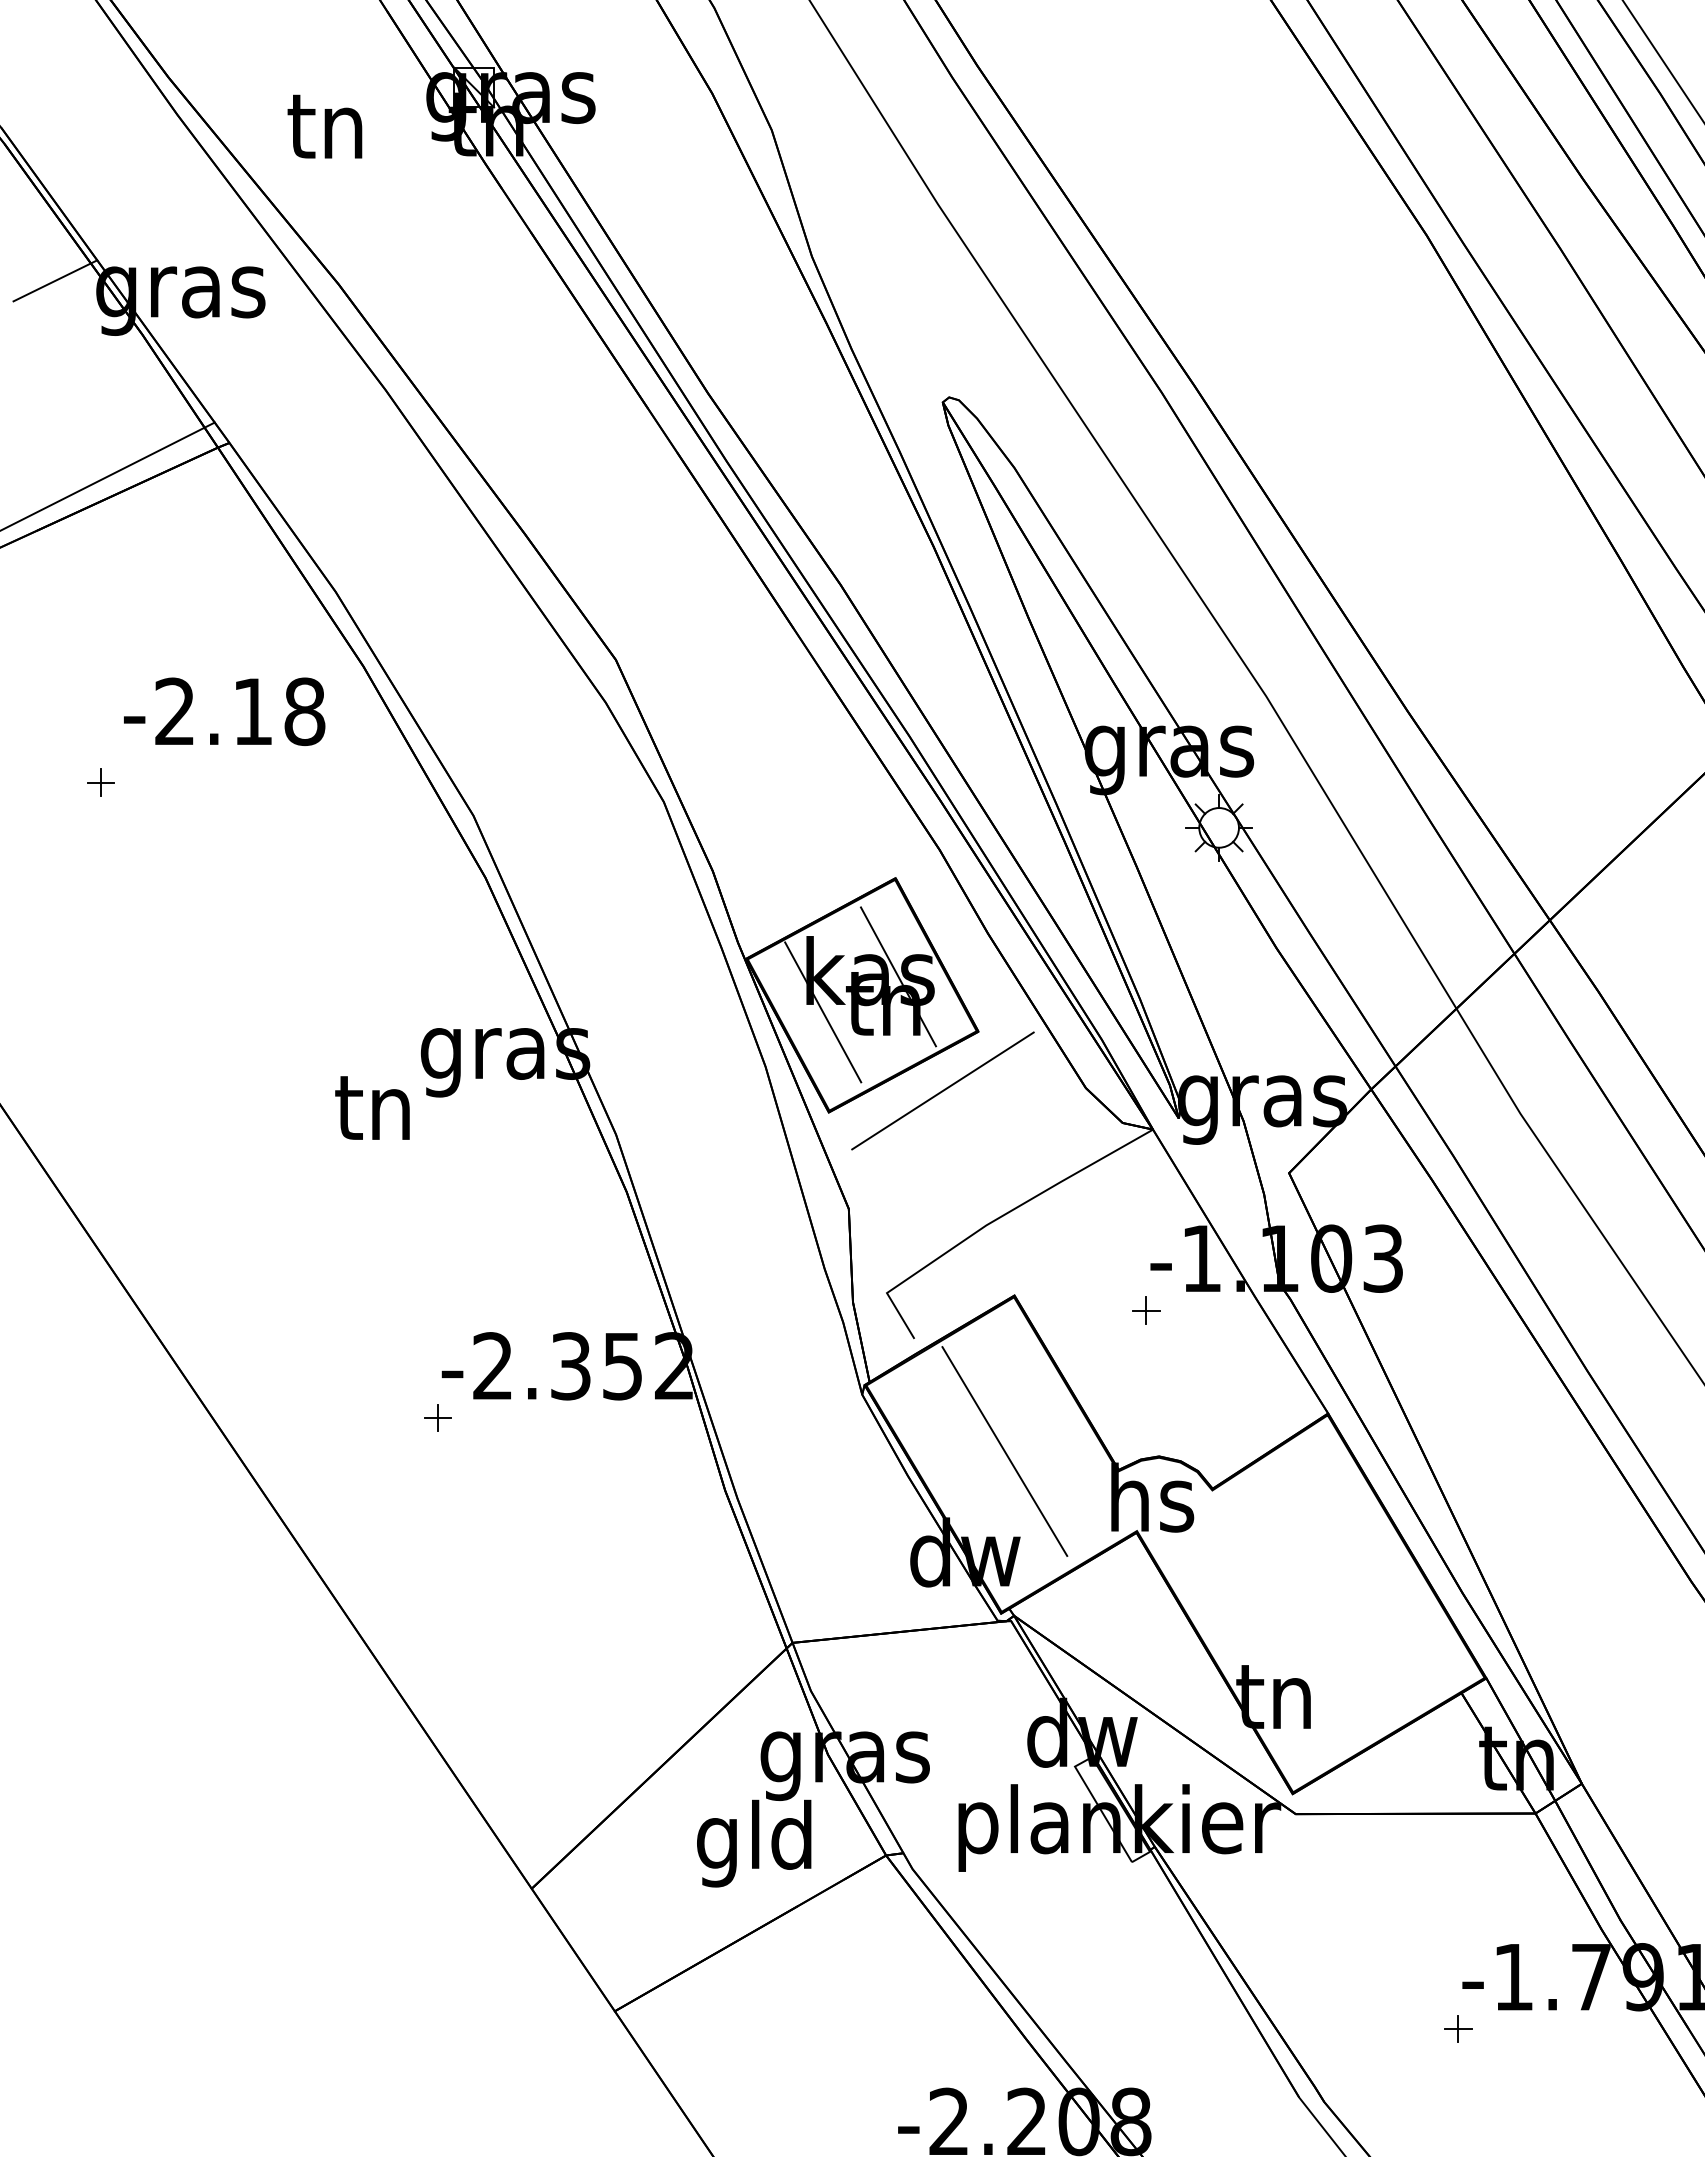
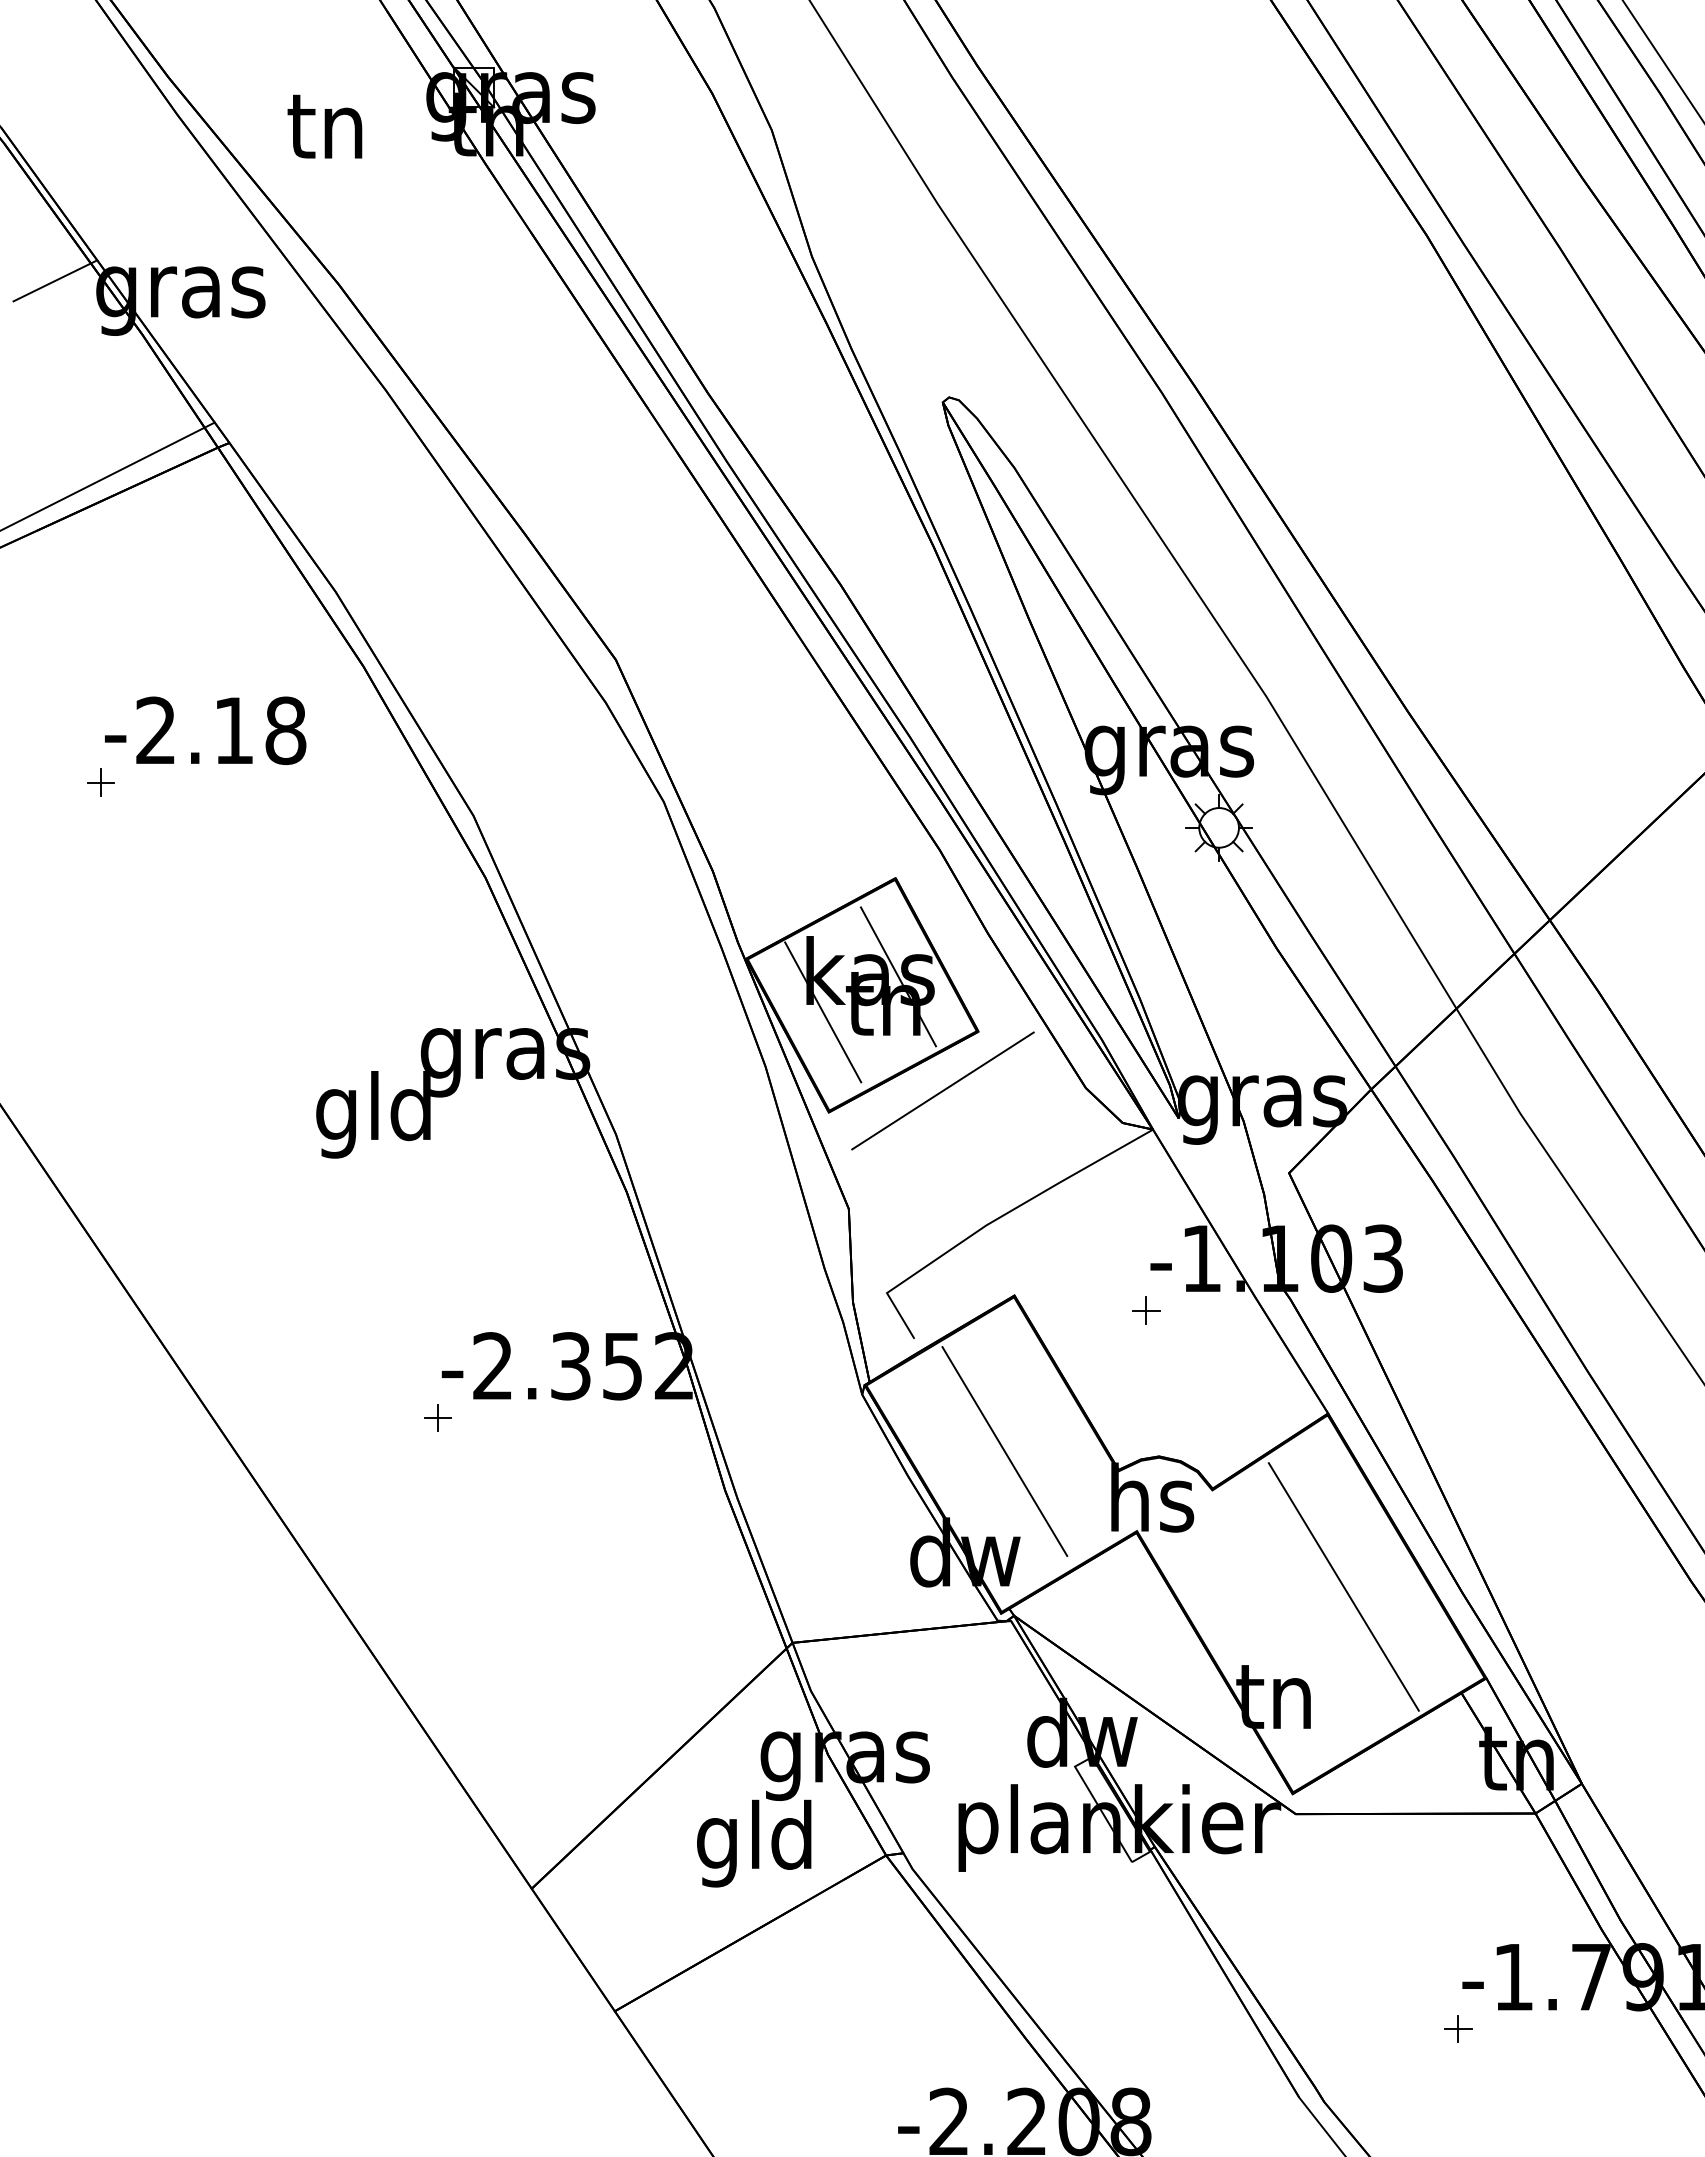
text position: (224, 711) -> (205, 730) (205, 730)
text: tn -> gld (373, 1114)
line: none -> present (1343, 1586)
